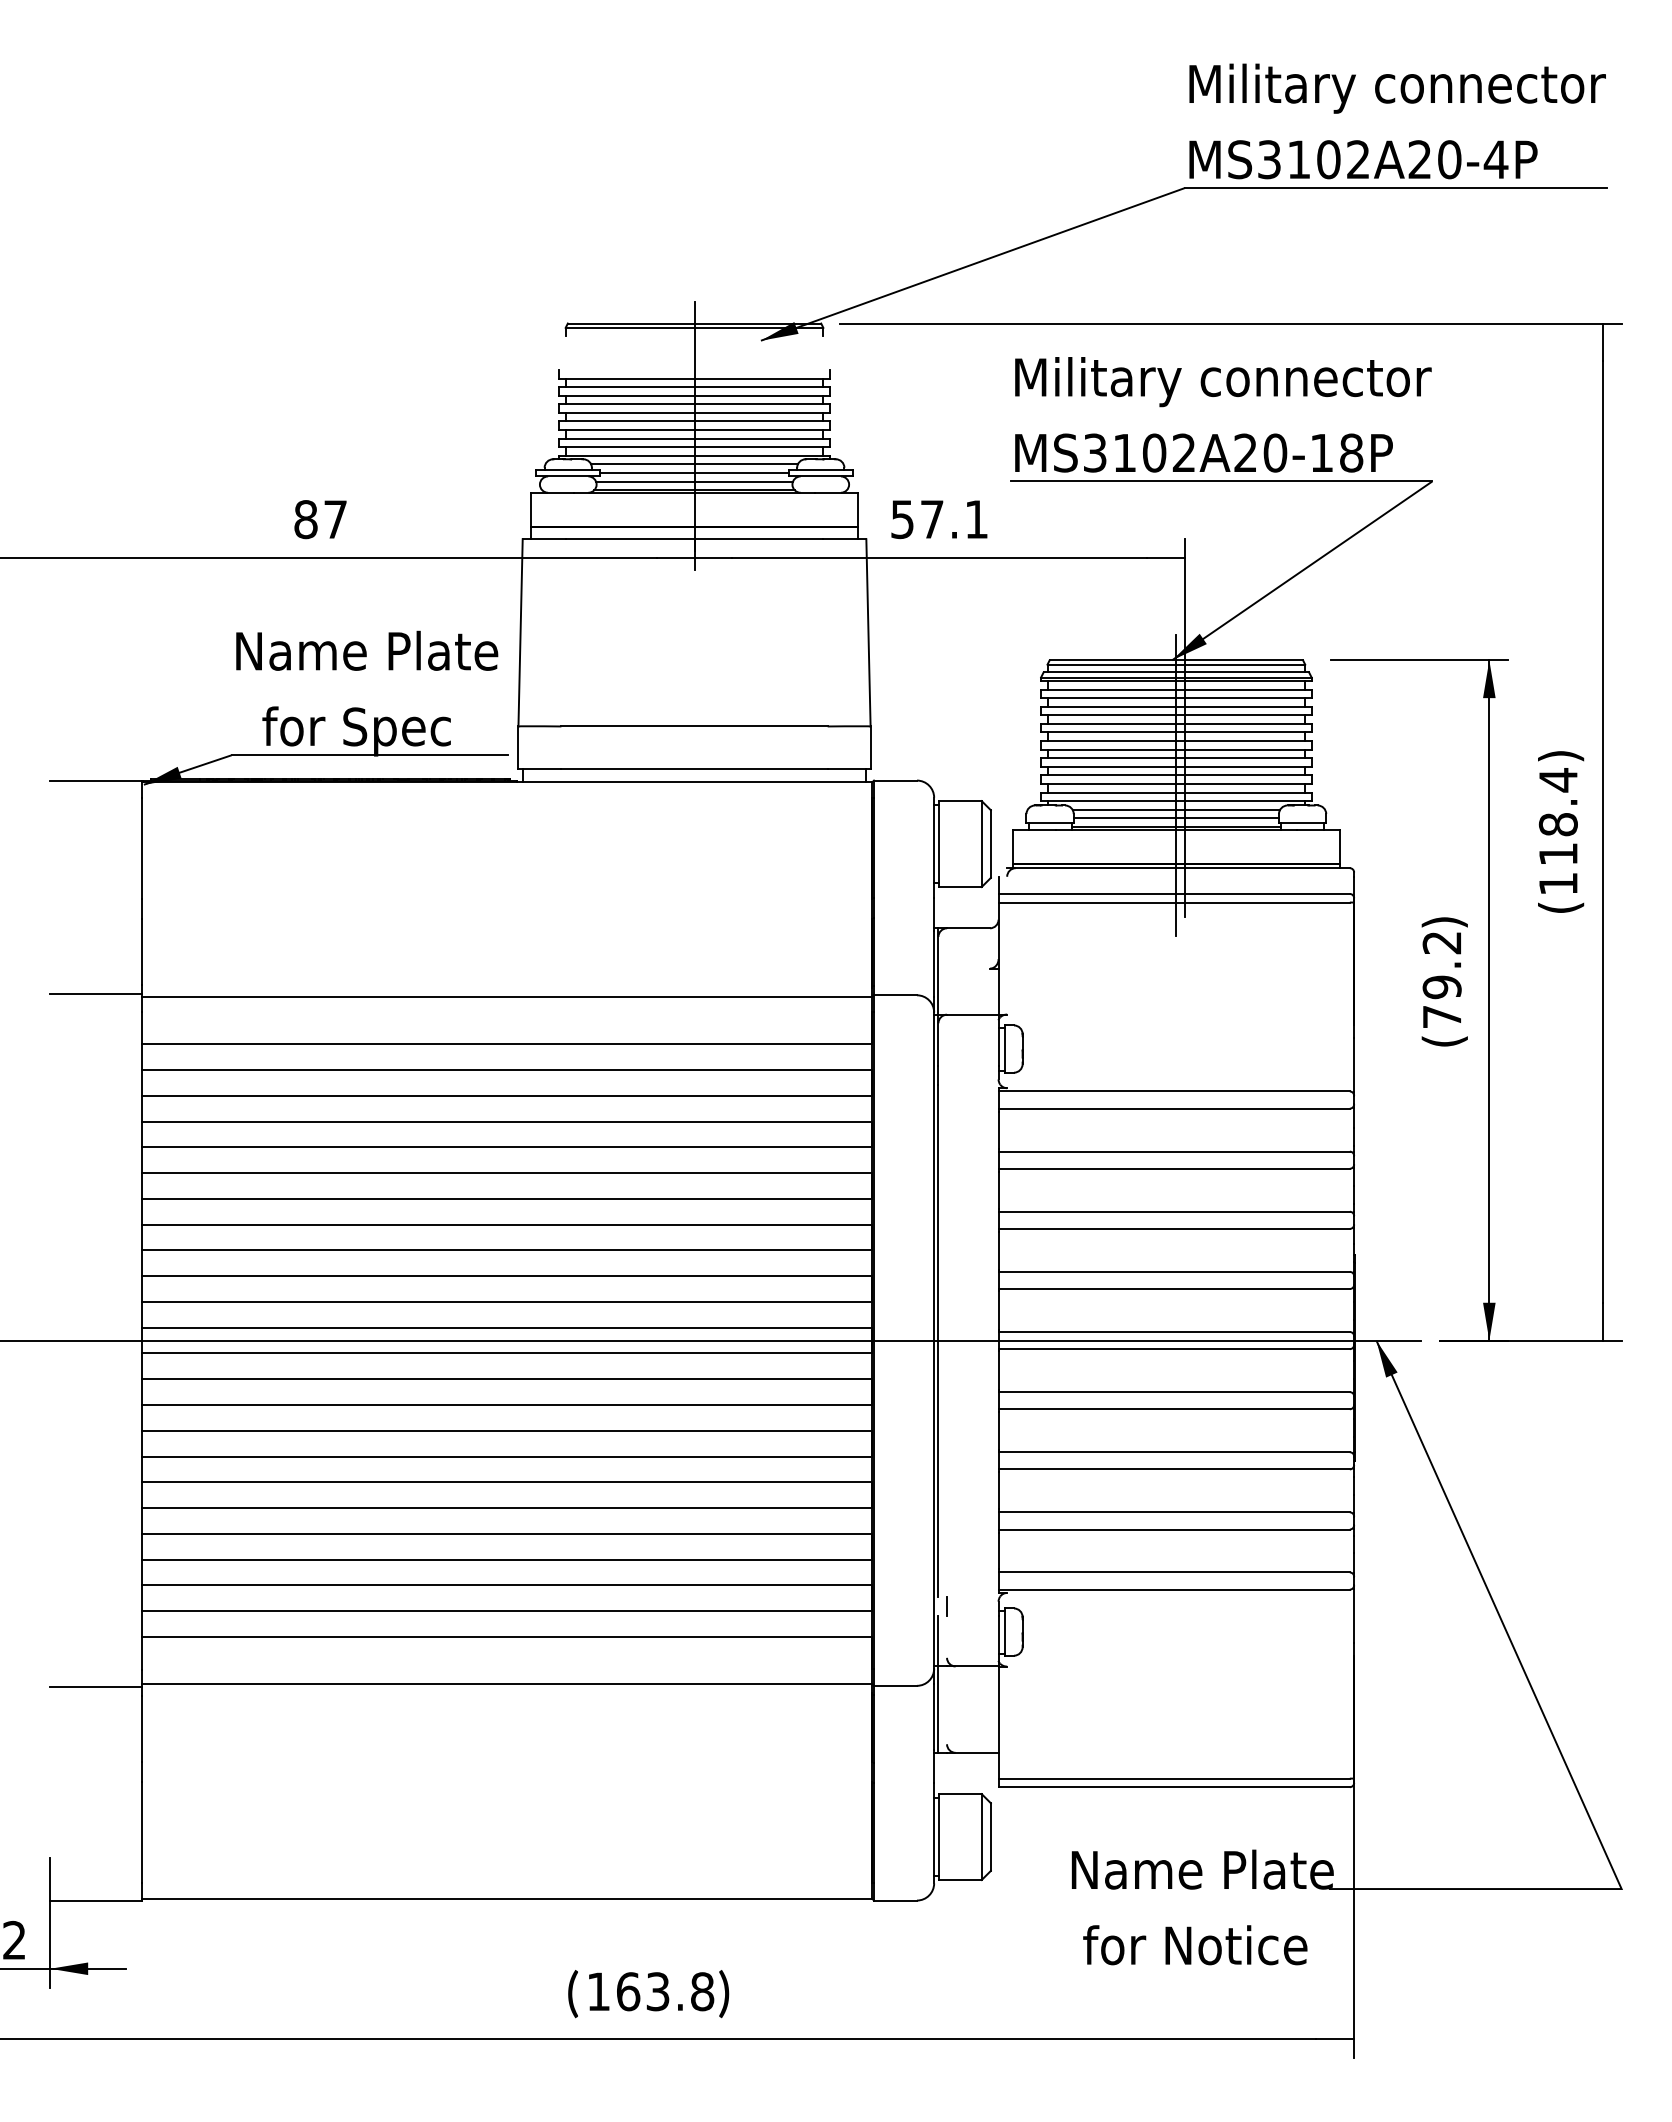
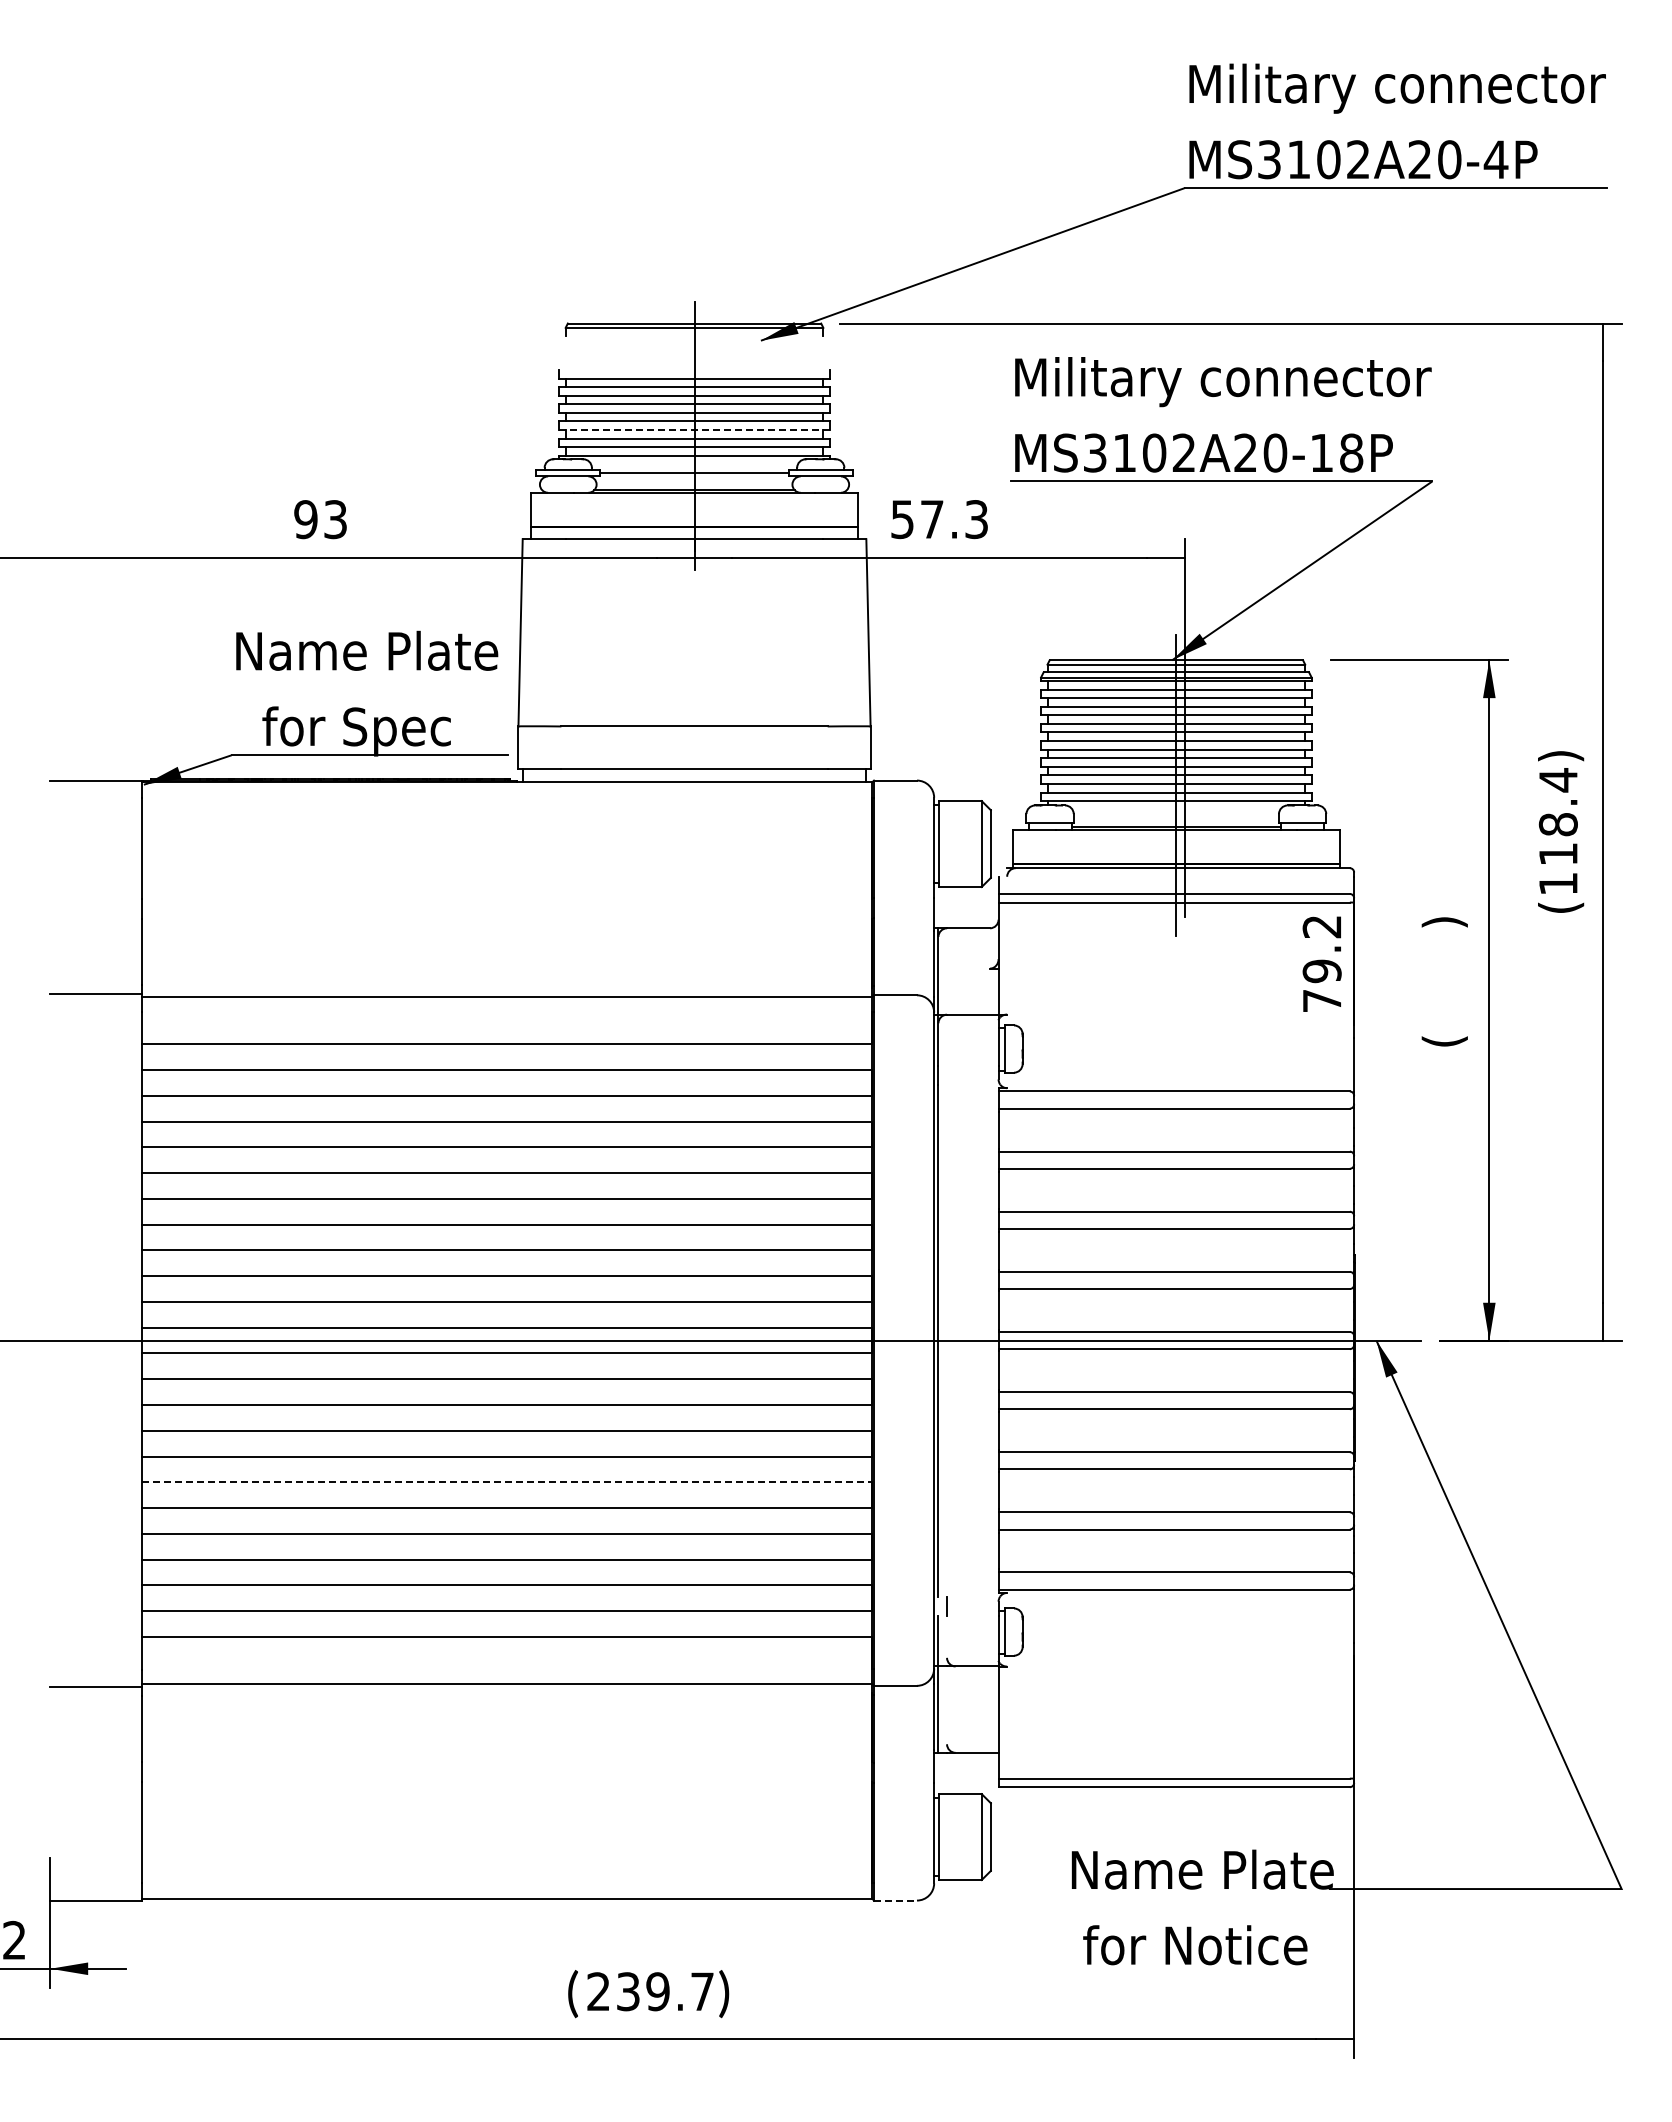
line: solid -> dashed (695, 430)
line: present -> none (694, 464)
line: present -> none (694, 481)
text: 87 -> 93 (320, 519)
text: 57.1 -> 57.3 (976, 519)
line: present -> none (1176, 809)
line: present -> none (1176, 818)
text position: (1441, 979) -> (1321, 963) (1321, 963)
line: solid -> dashed (507, 1482)
line: solid -> dashed (896, 1900)
text: 163.8 -> 239.7 (650, 1991)
